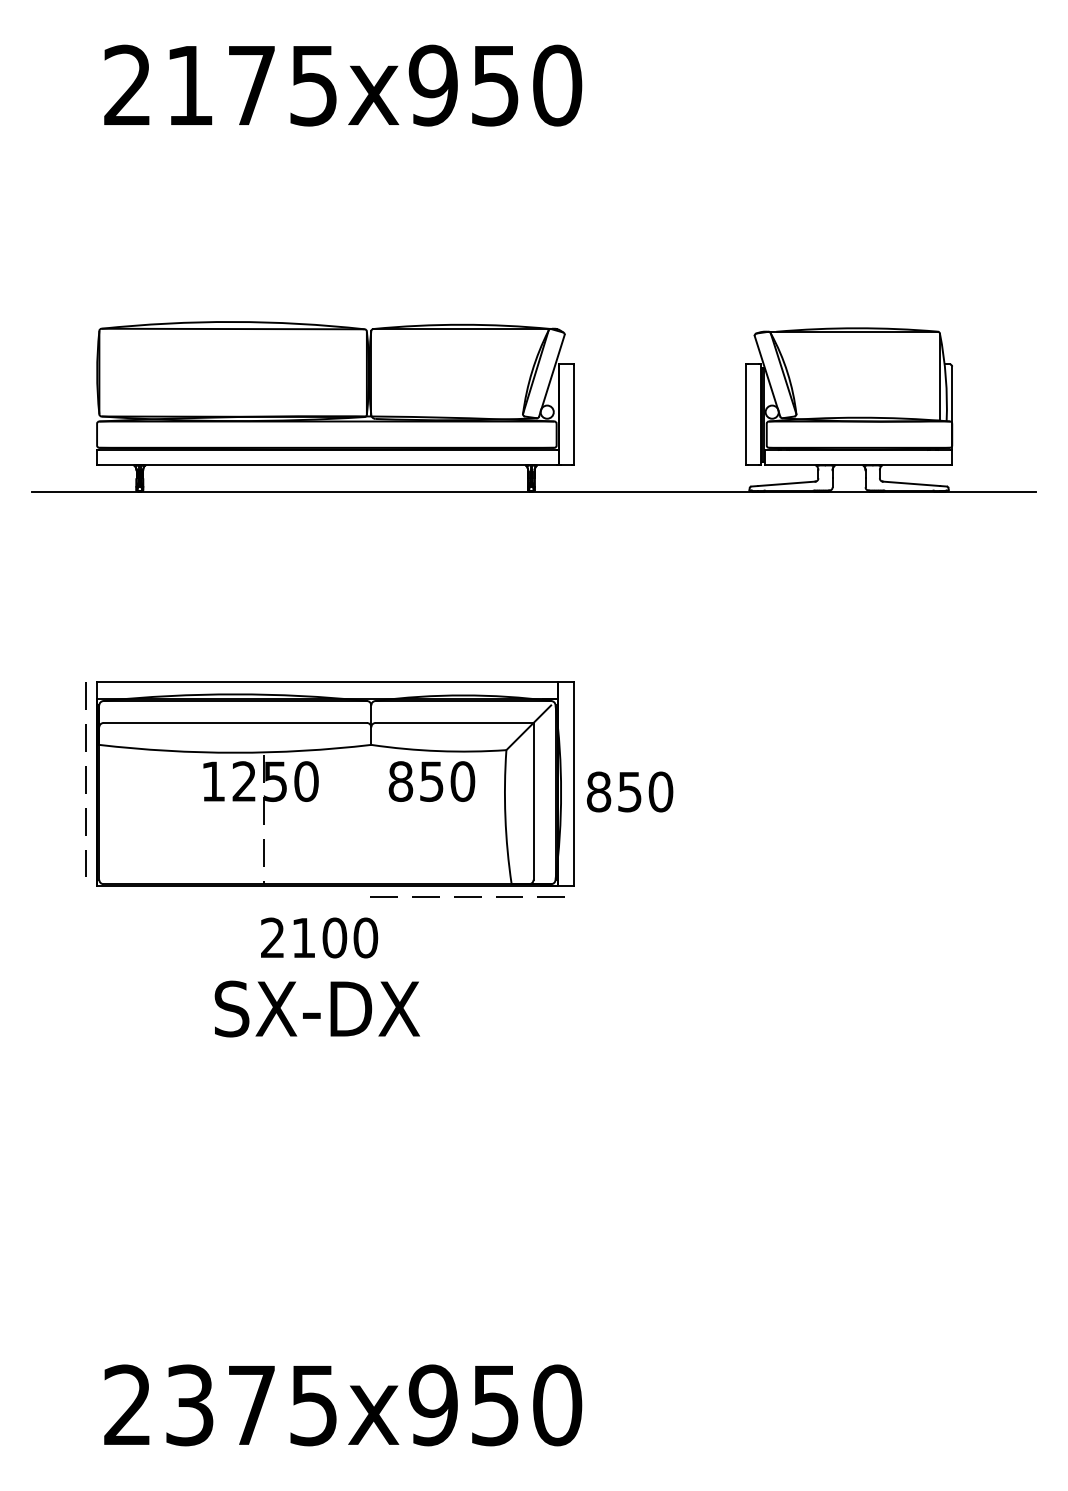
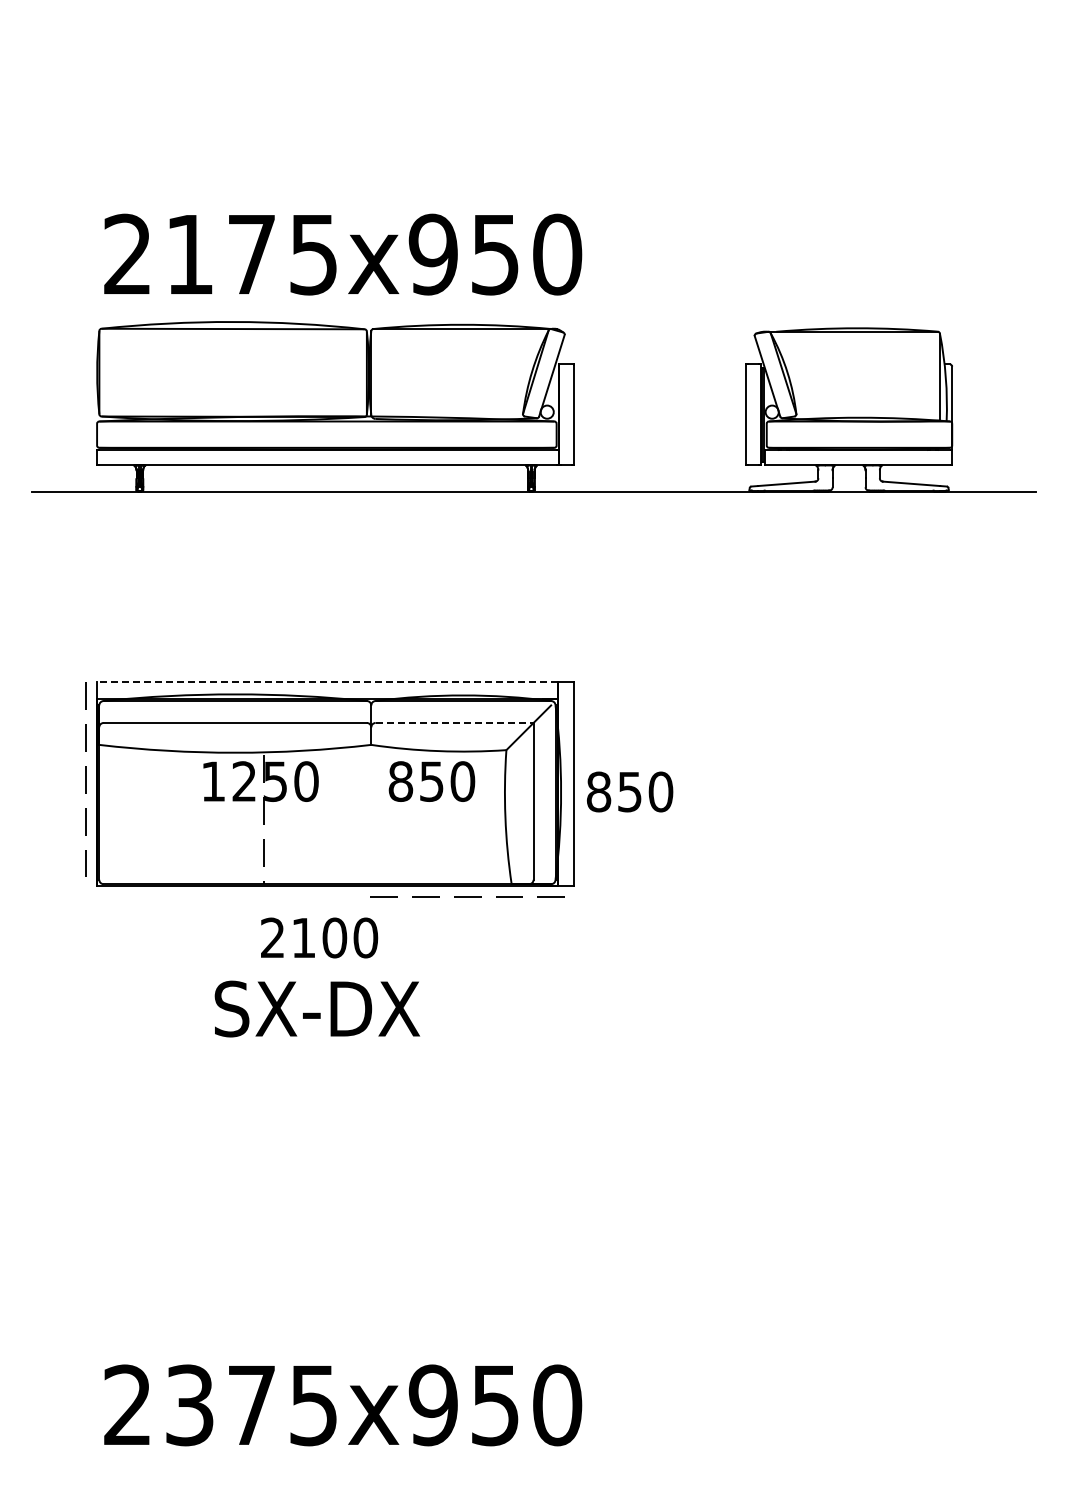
text position: (343, 85) -> (343, 254) (343, 254)
line: solid -> dashed (326, 682)
line: solid -> dashed (454, 722)
